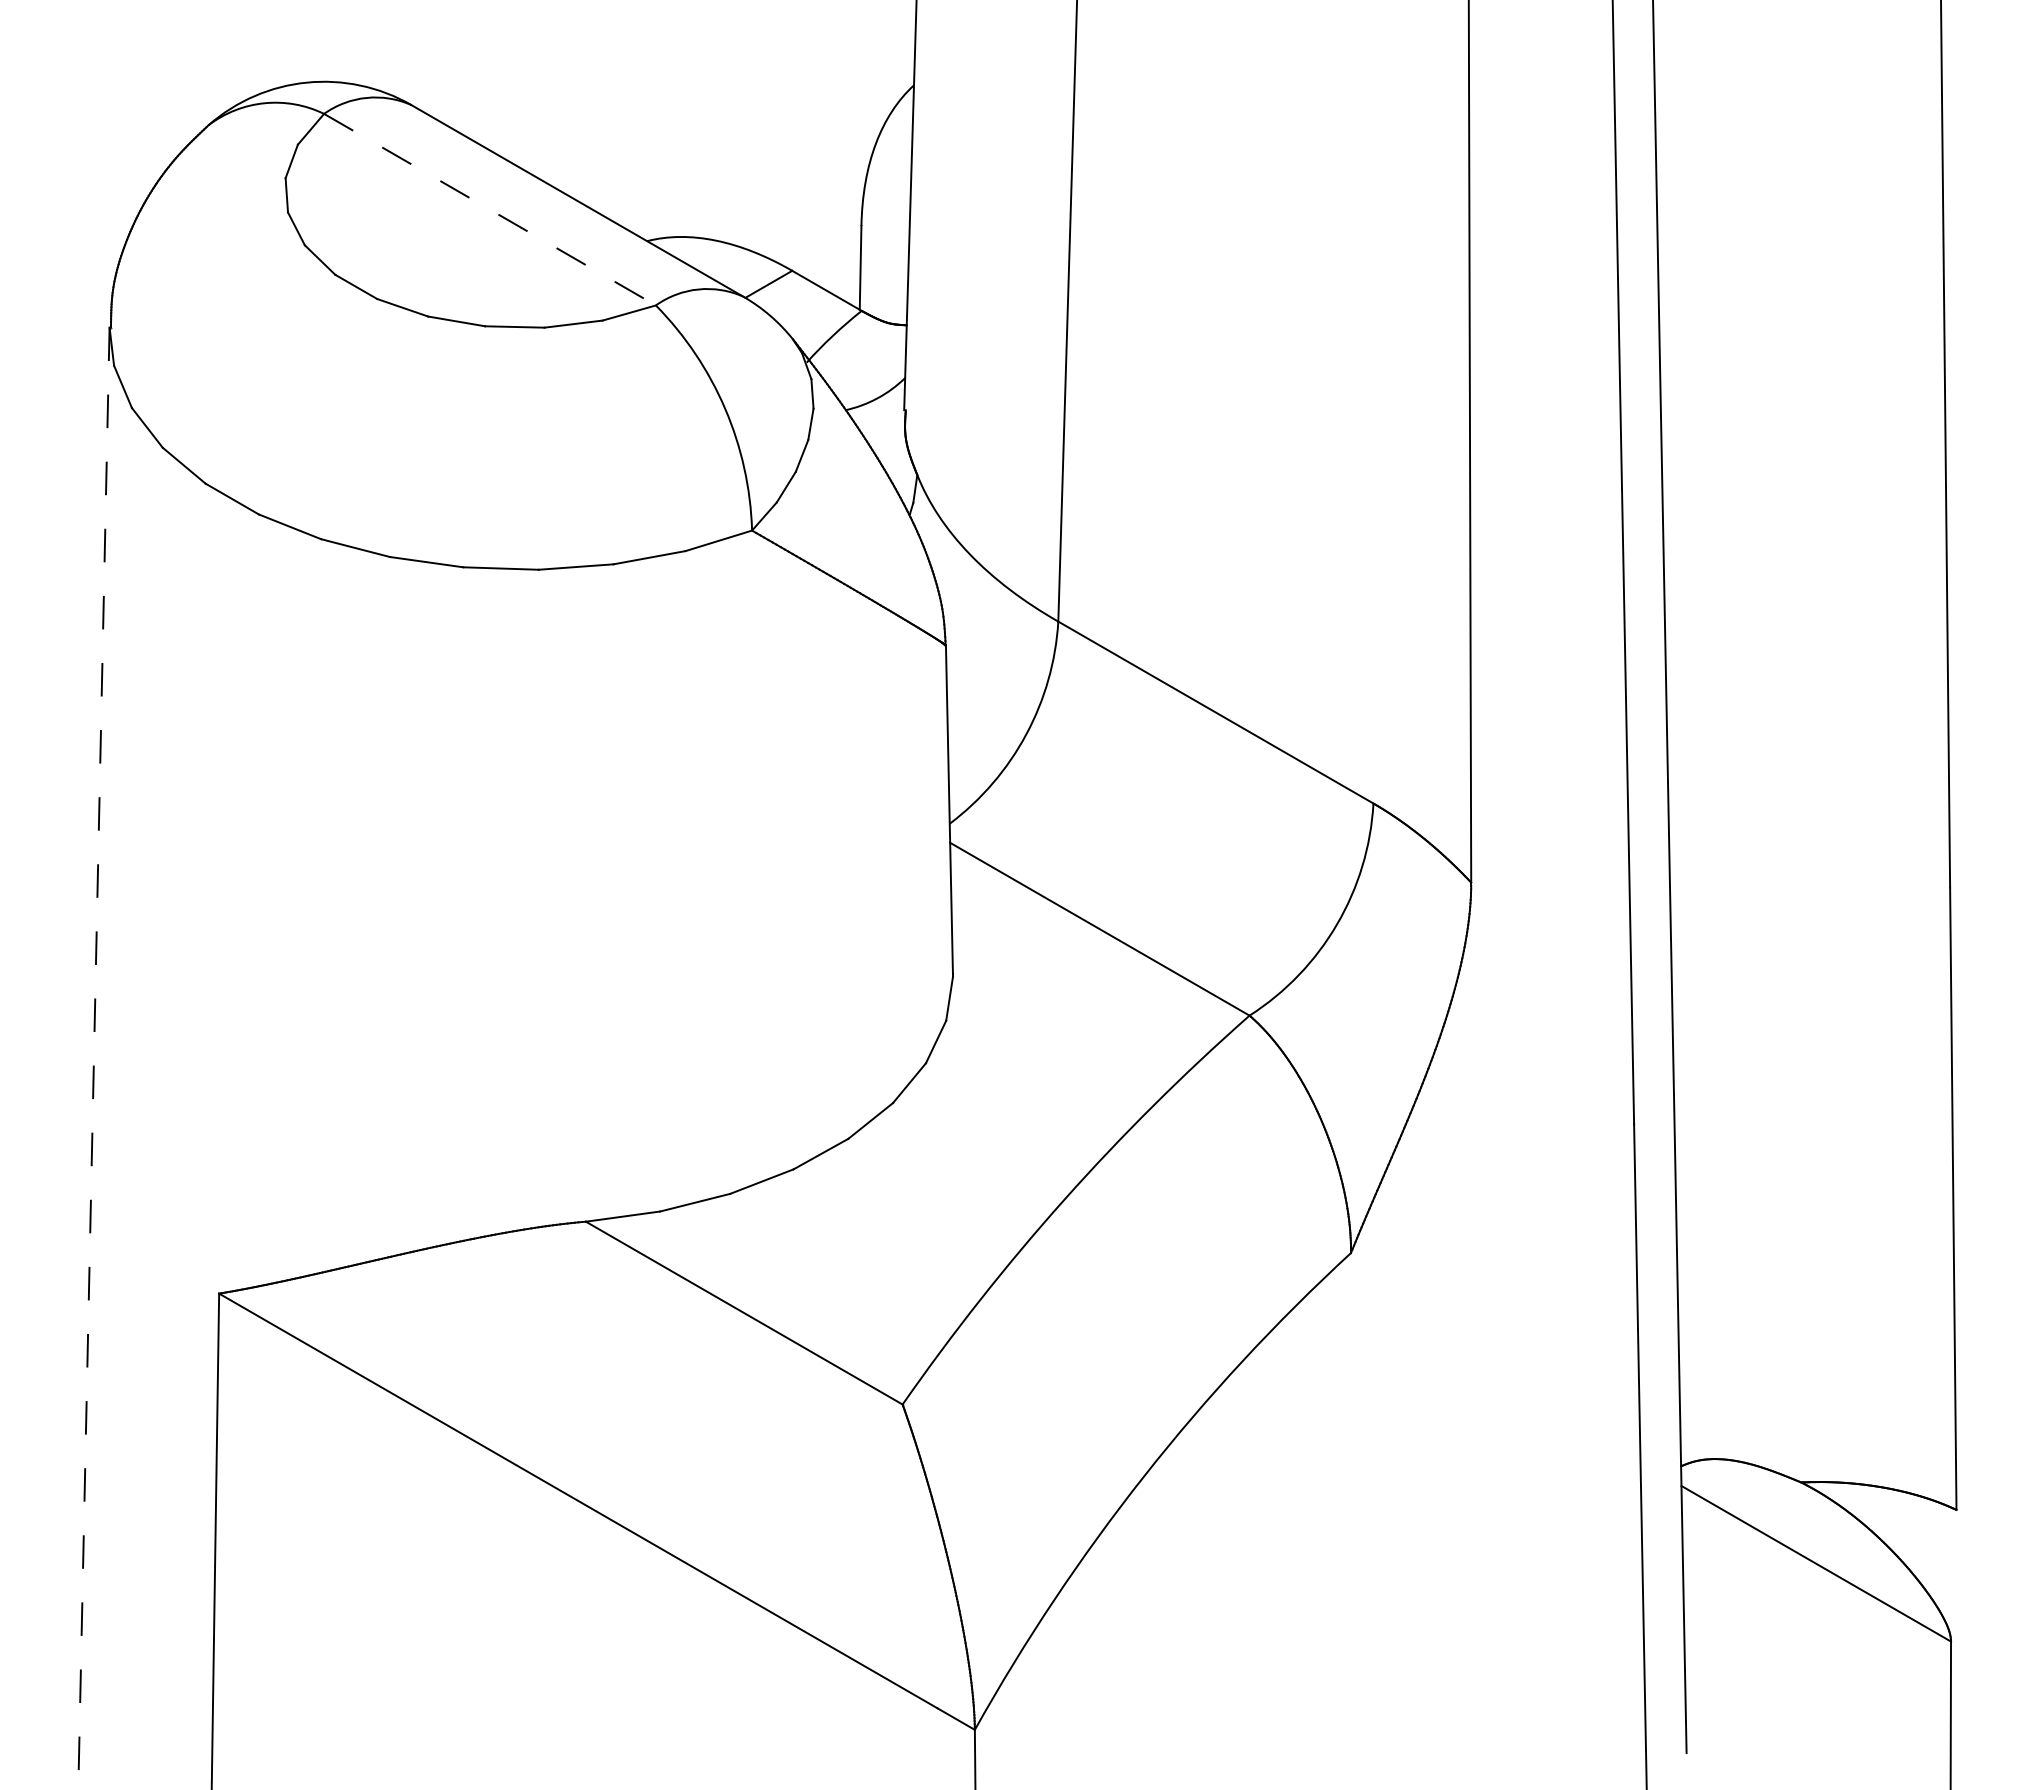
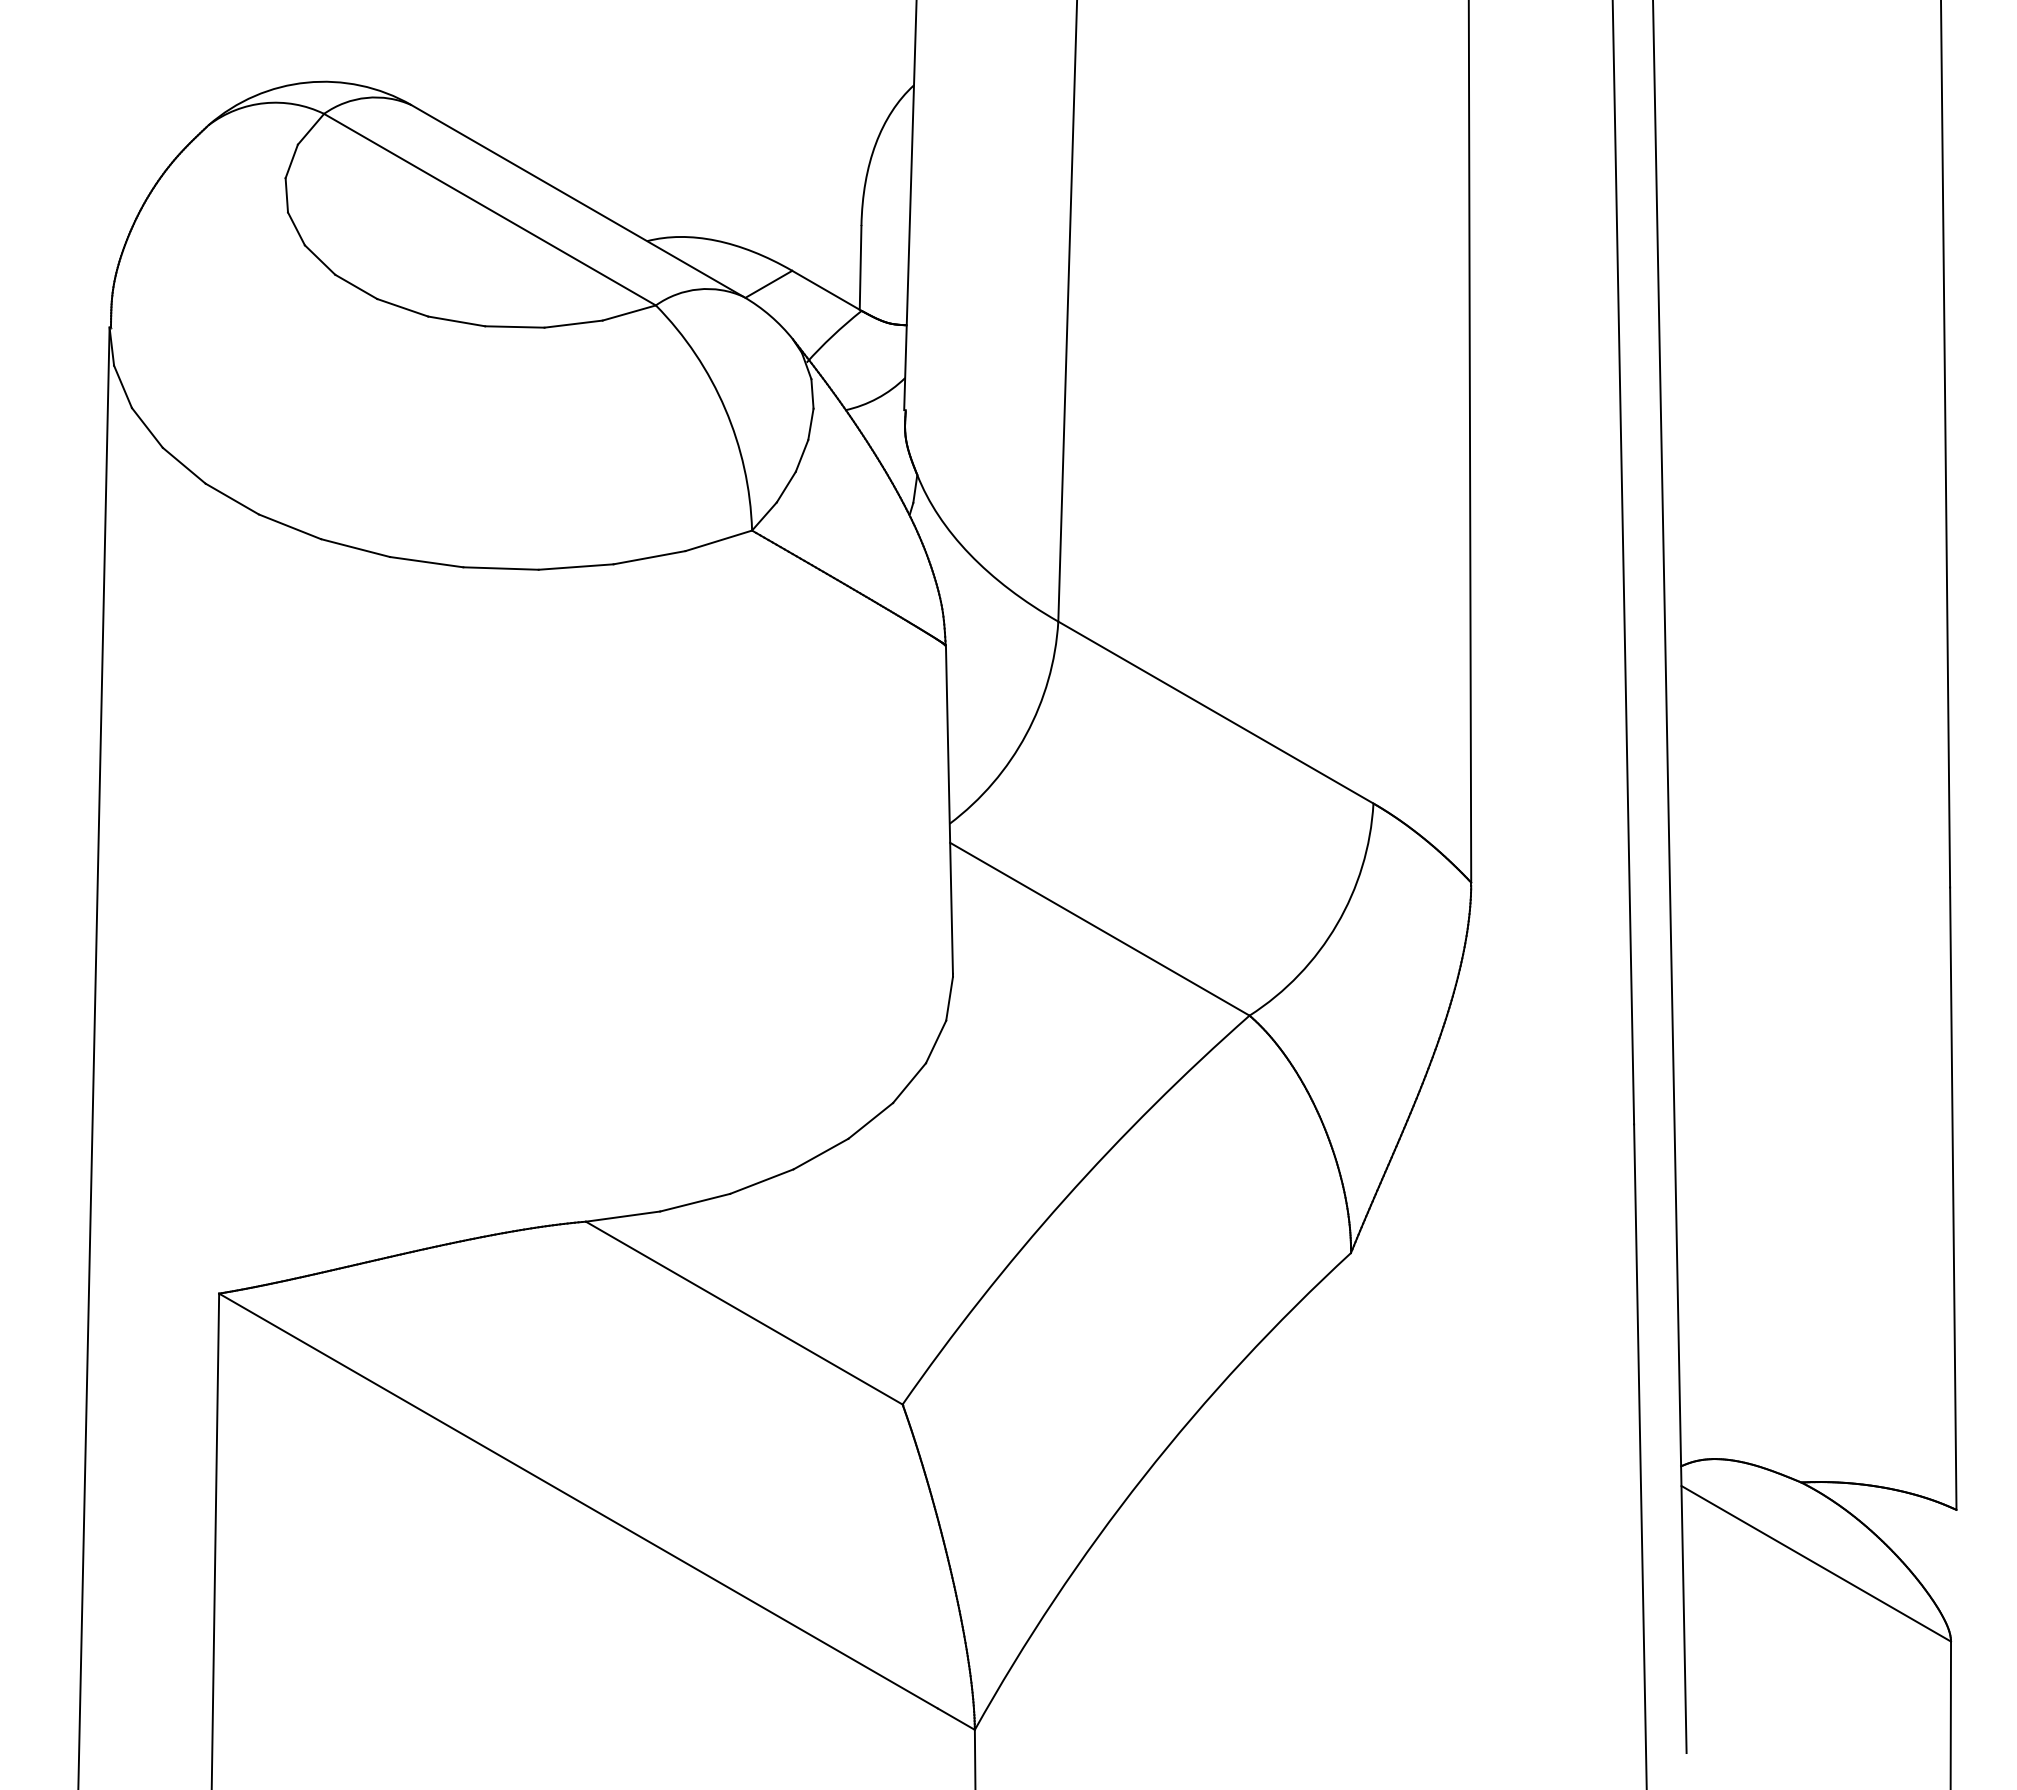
line: dashed -> solid (490, 209)
line: dashed -> solid (93, 1059)
